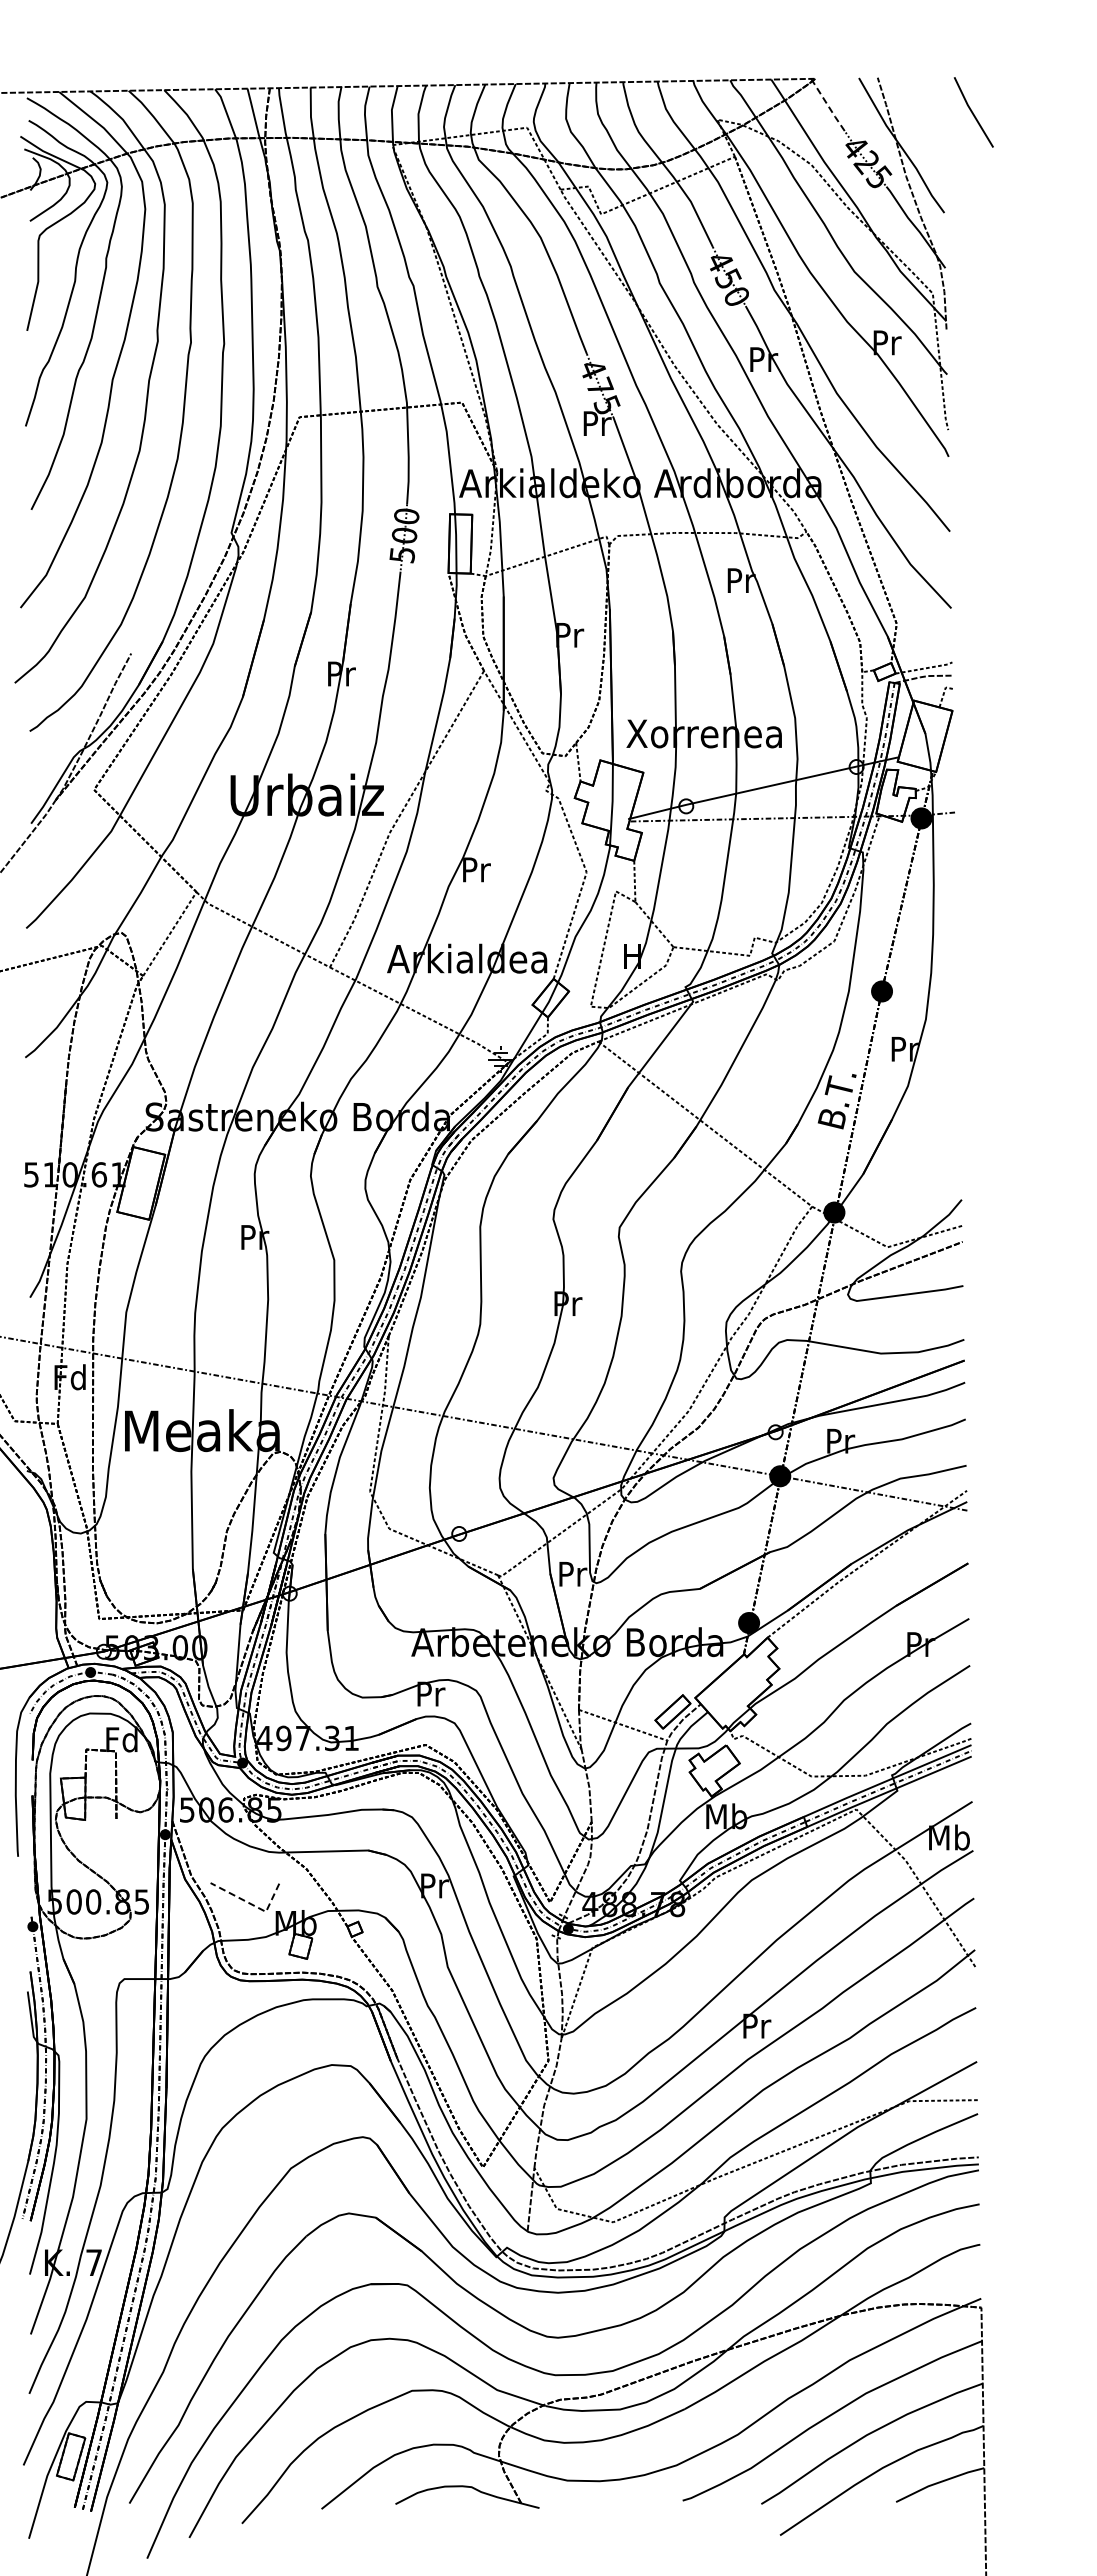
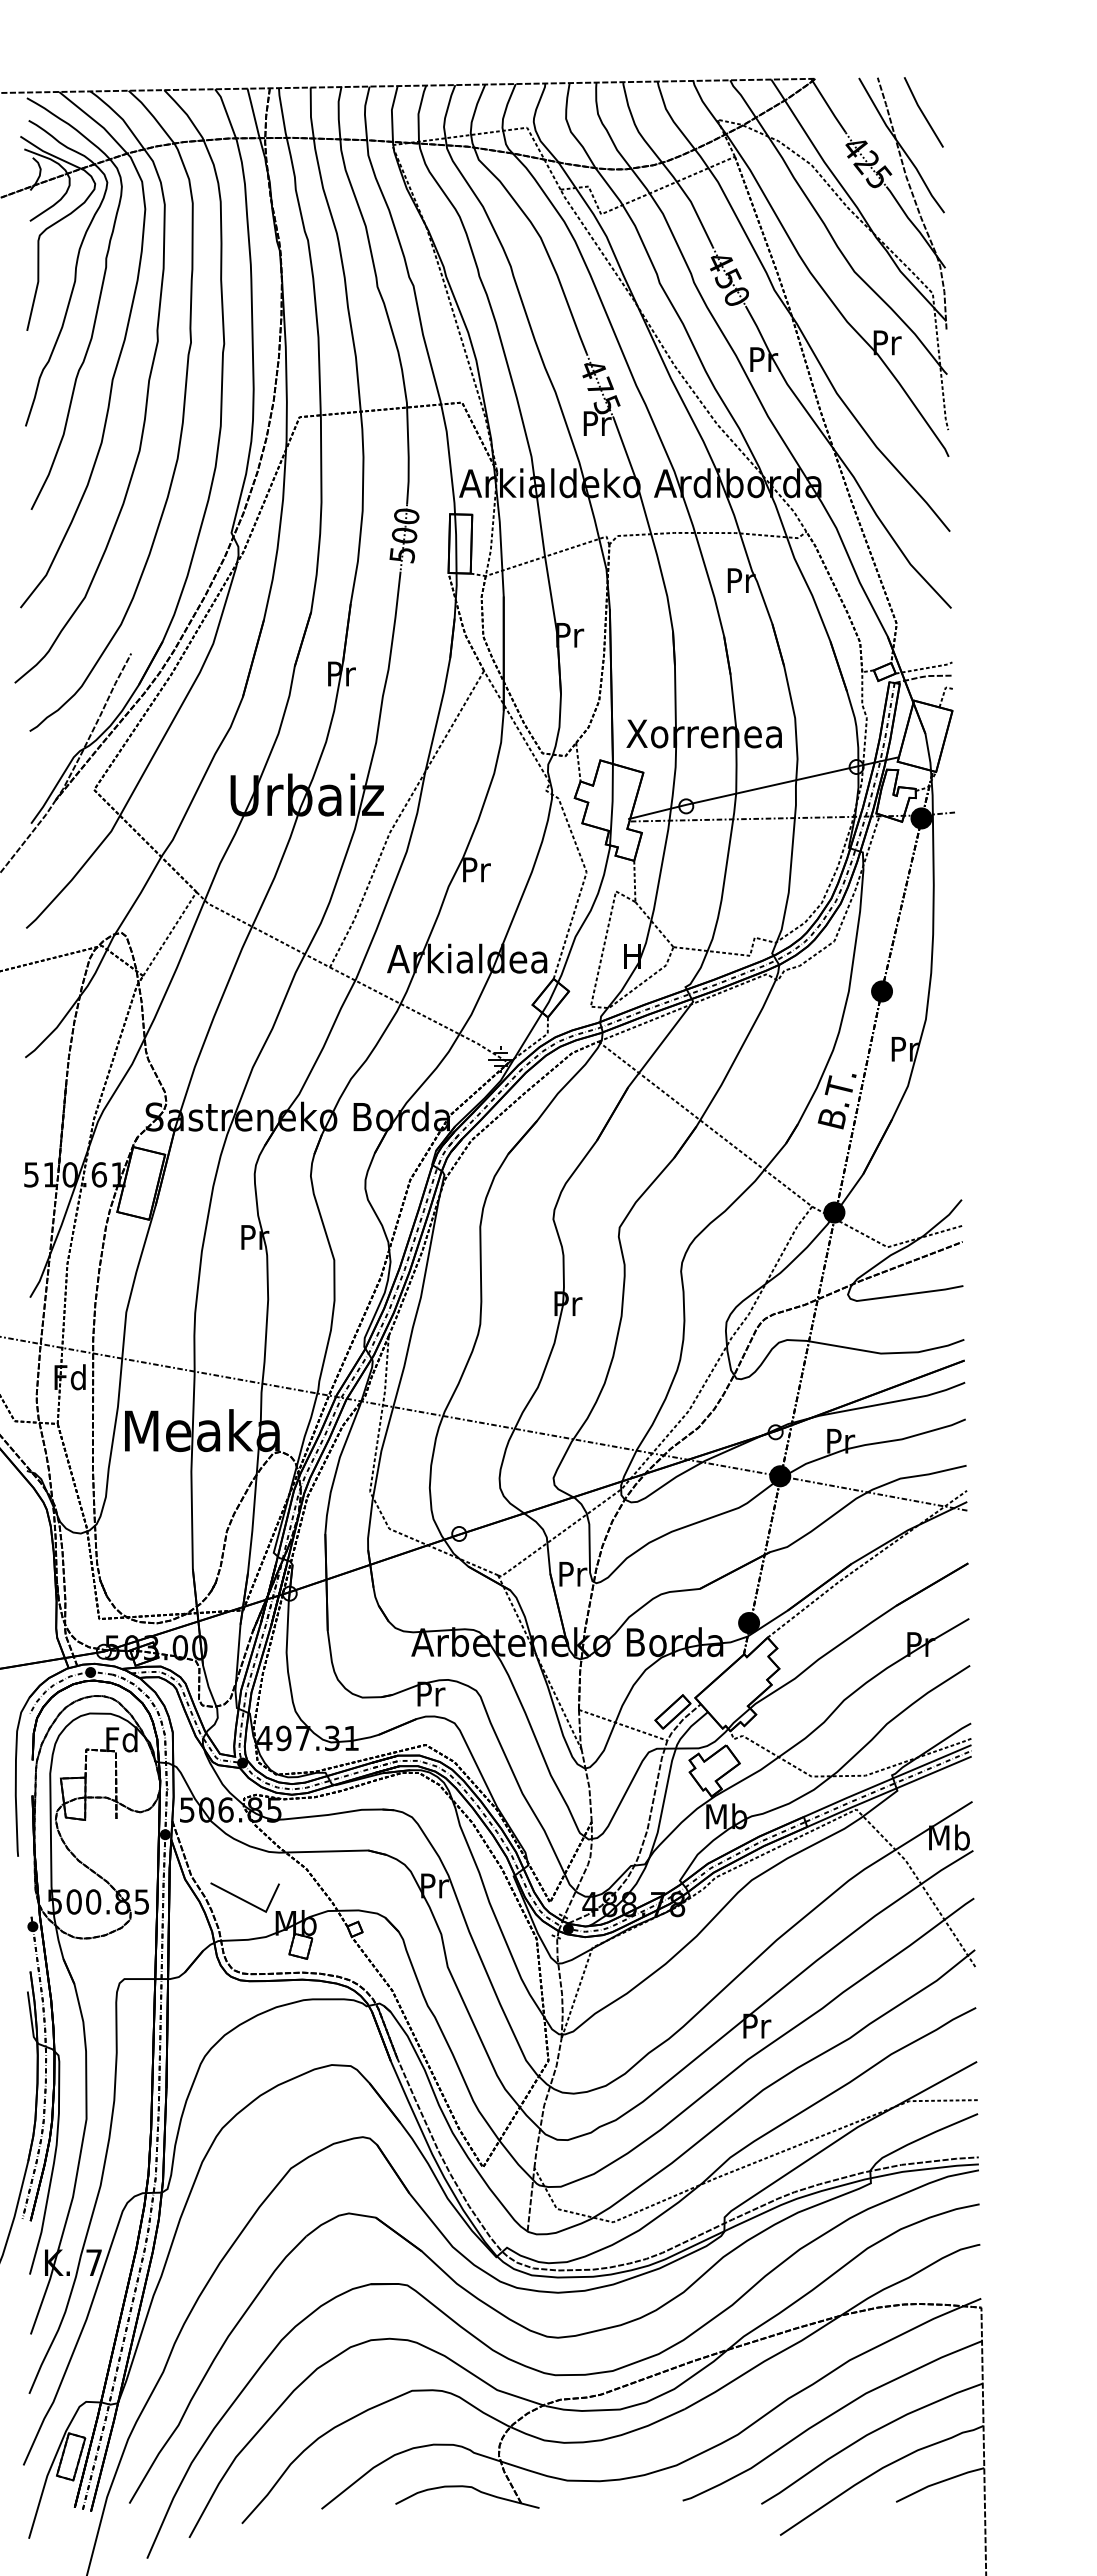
line: dashed -> solid (828, 106)
line position: (973, 112) -> (923, 112) (923, 112)
line: dashed -> solid (252, 1905)
